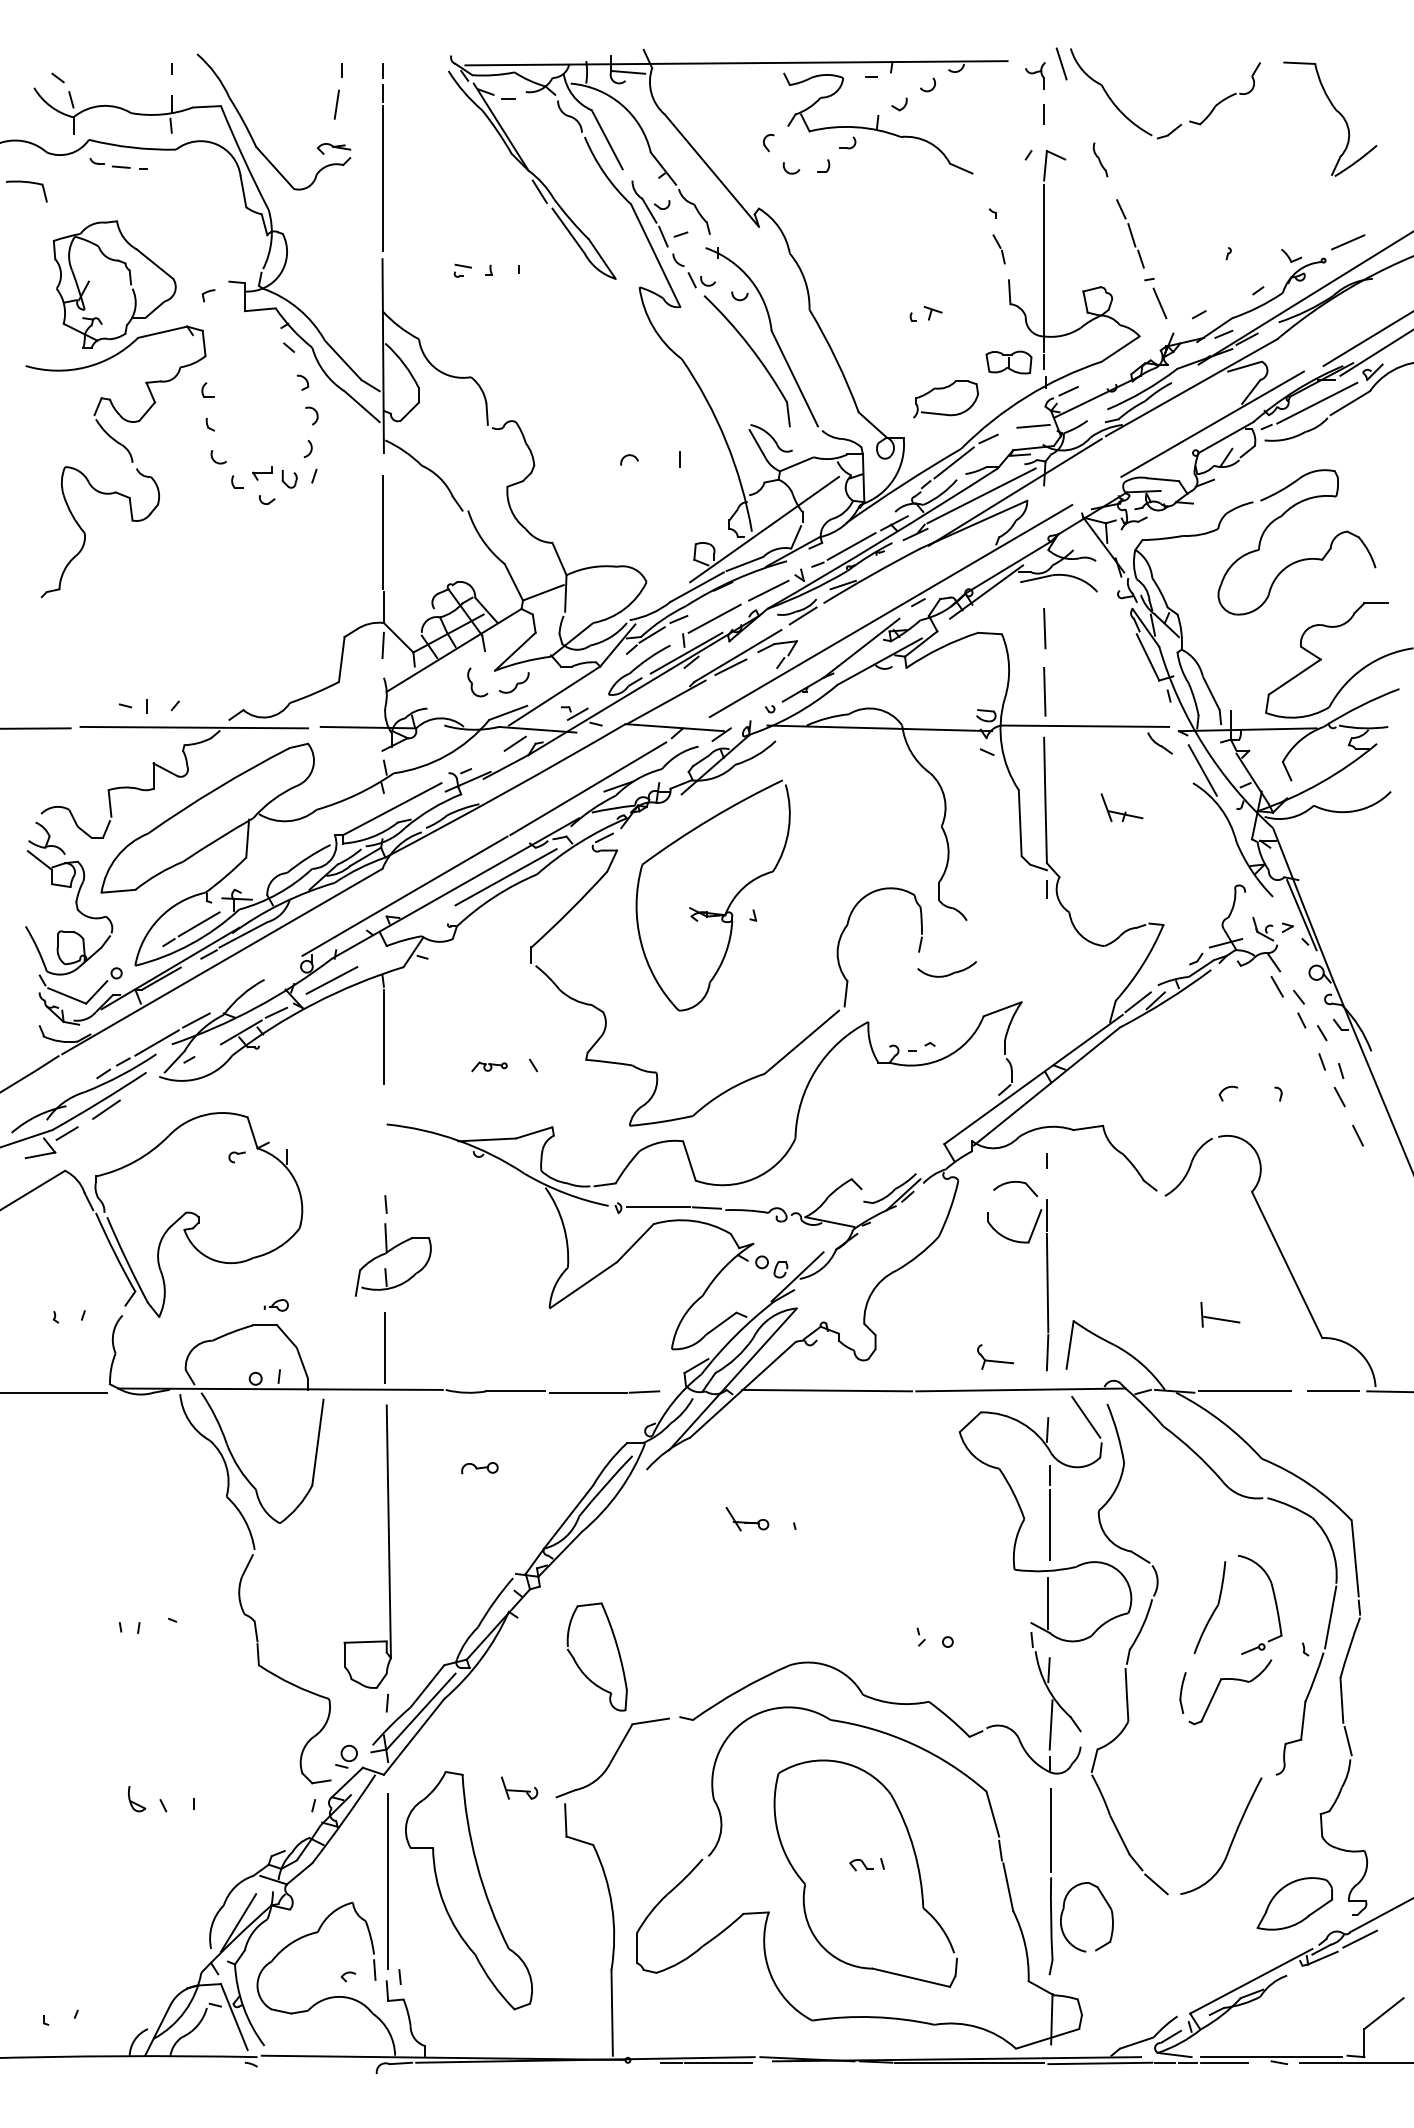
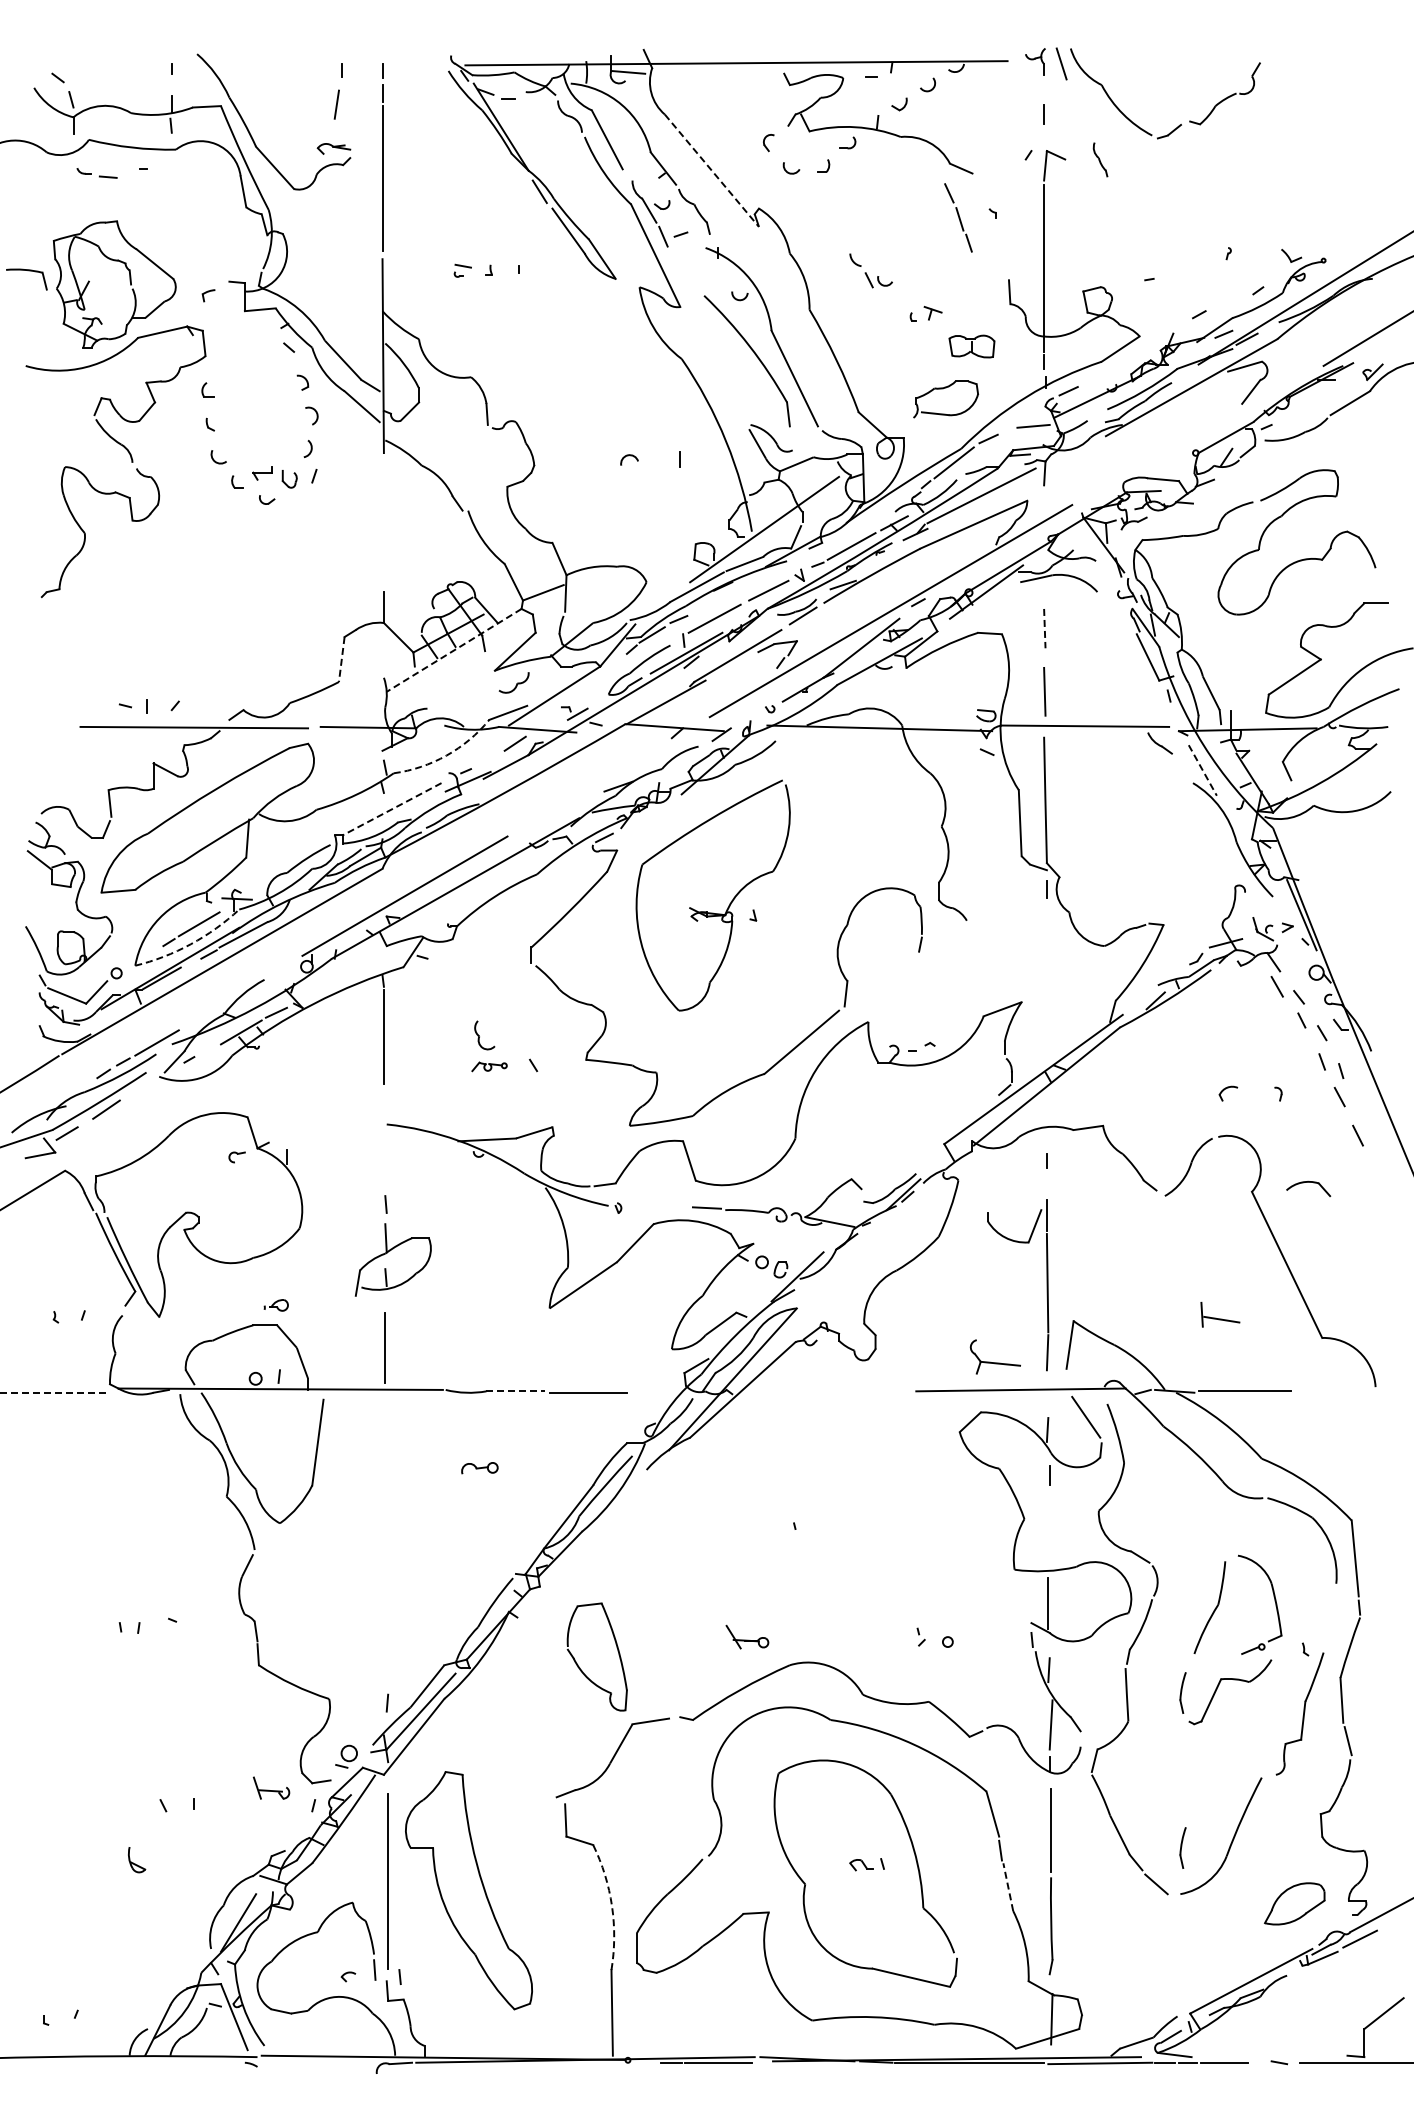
part position: (1035, 75) -> (1035, 61) (1035, 61)
part: present -> none (1336, 111)
part position: (109, 163) -> (96, 173) (96, 173)
line: solid -> dashed (712, 171)
part position: (28, 183) -> (28, 271) (28, 271)
part position: (1130, 233) -> (958, 217) (958, 217)
line: present -> none (1348, 242)
part: present -> none (998, 249)
part position: (693, 270) -> (870, 270) (870, 270)
line: present -> none (1159, 303)
line: present -> none (1375, 353)
part position: (1008, 362) -> (971, 346) (971, 346)
line: present -> none (1317, 402)
line: present -> none (1212, 423)
line: present -> none (1014, 492)
line: present -> none (382, 532)
line: solid -> dashed (1044, 628)
line: present -> none (382, 645)
line: solid -> dashed (453, 650)
line: solid -> dashed (341, 659)
line: present -> none (730, 666)
part position: (477, 682) -> (484, 1035) (484, 1035)
line: present -> none (36, 728)
arc: solid -> dashed (446, 755)
line: solid -> dashed (1202, 770)
line: present -> none (588, 788)
part: present -> none (1121, 807)
line: solid -> dashed (392, 809)
line: present -> none (505, 877)
arc: solid -> dashed (190, 944)
part: present -> none (946, 969)
line: present -> none (331, 980)
line: present -> none (1137, 1002)
line: present -> none (196, 1020)
part position: (1015, 1188) -> (1308, 1188) (1308, 1188)
line: present -> none (658, 1207)
part size: 38x26 px -> 52x36 px (994, 1356)
line: present -> none (827, 1390)
line: solid -> dashed (516, 1391)
line: present -> none (644, 1391)
line: present -> none (1333, 1391)
line: present -> none (1388, 1391)
line: solid -> dashed (54, 1392)
part position: (747, 1518) -> (747, 1636) (747, 1636)
line: present -> none (1049, 1524)
part: present -> none (388, 1546)
line: present -> none (1330, 1617)
part position: (519, 1787) -> (271, 1787) (271, 1787)
part position: (137, 1799) -> (137, 1860) (137, 1860)
part: none -> present (1182, 1847)
line: solid -> dashed (1008, 1886)
part size: 77x54 px -> 62x44 px (1294, 1903)
arc: solid -> dashed (612, 1906)
part: present -> none (1064, 1909)
line: present -> none (1271, 2057)
